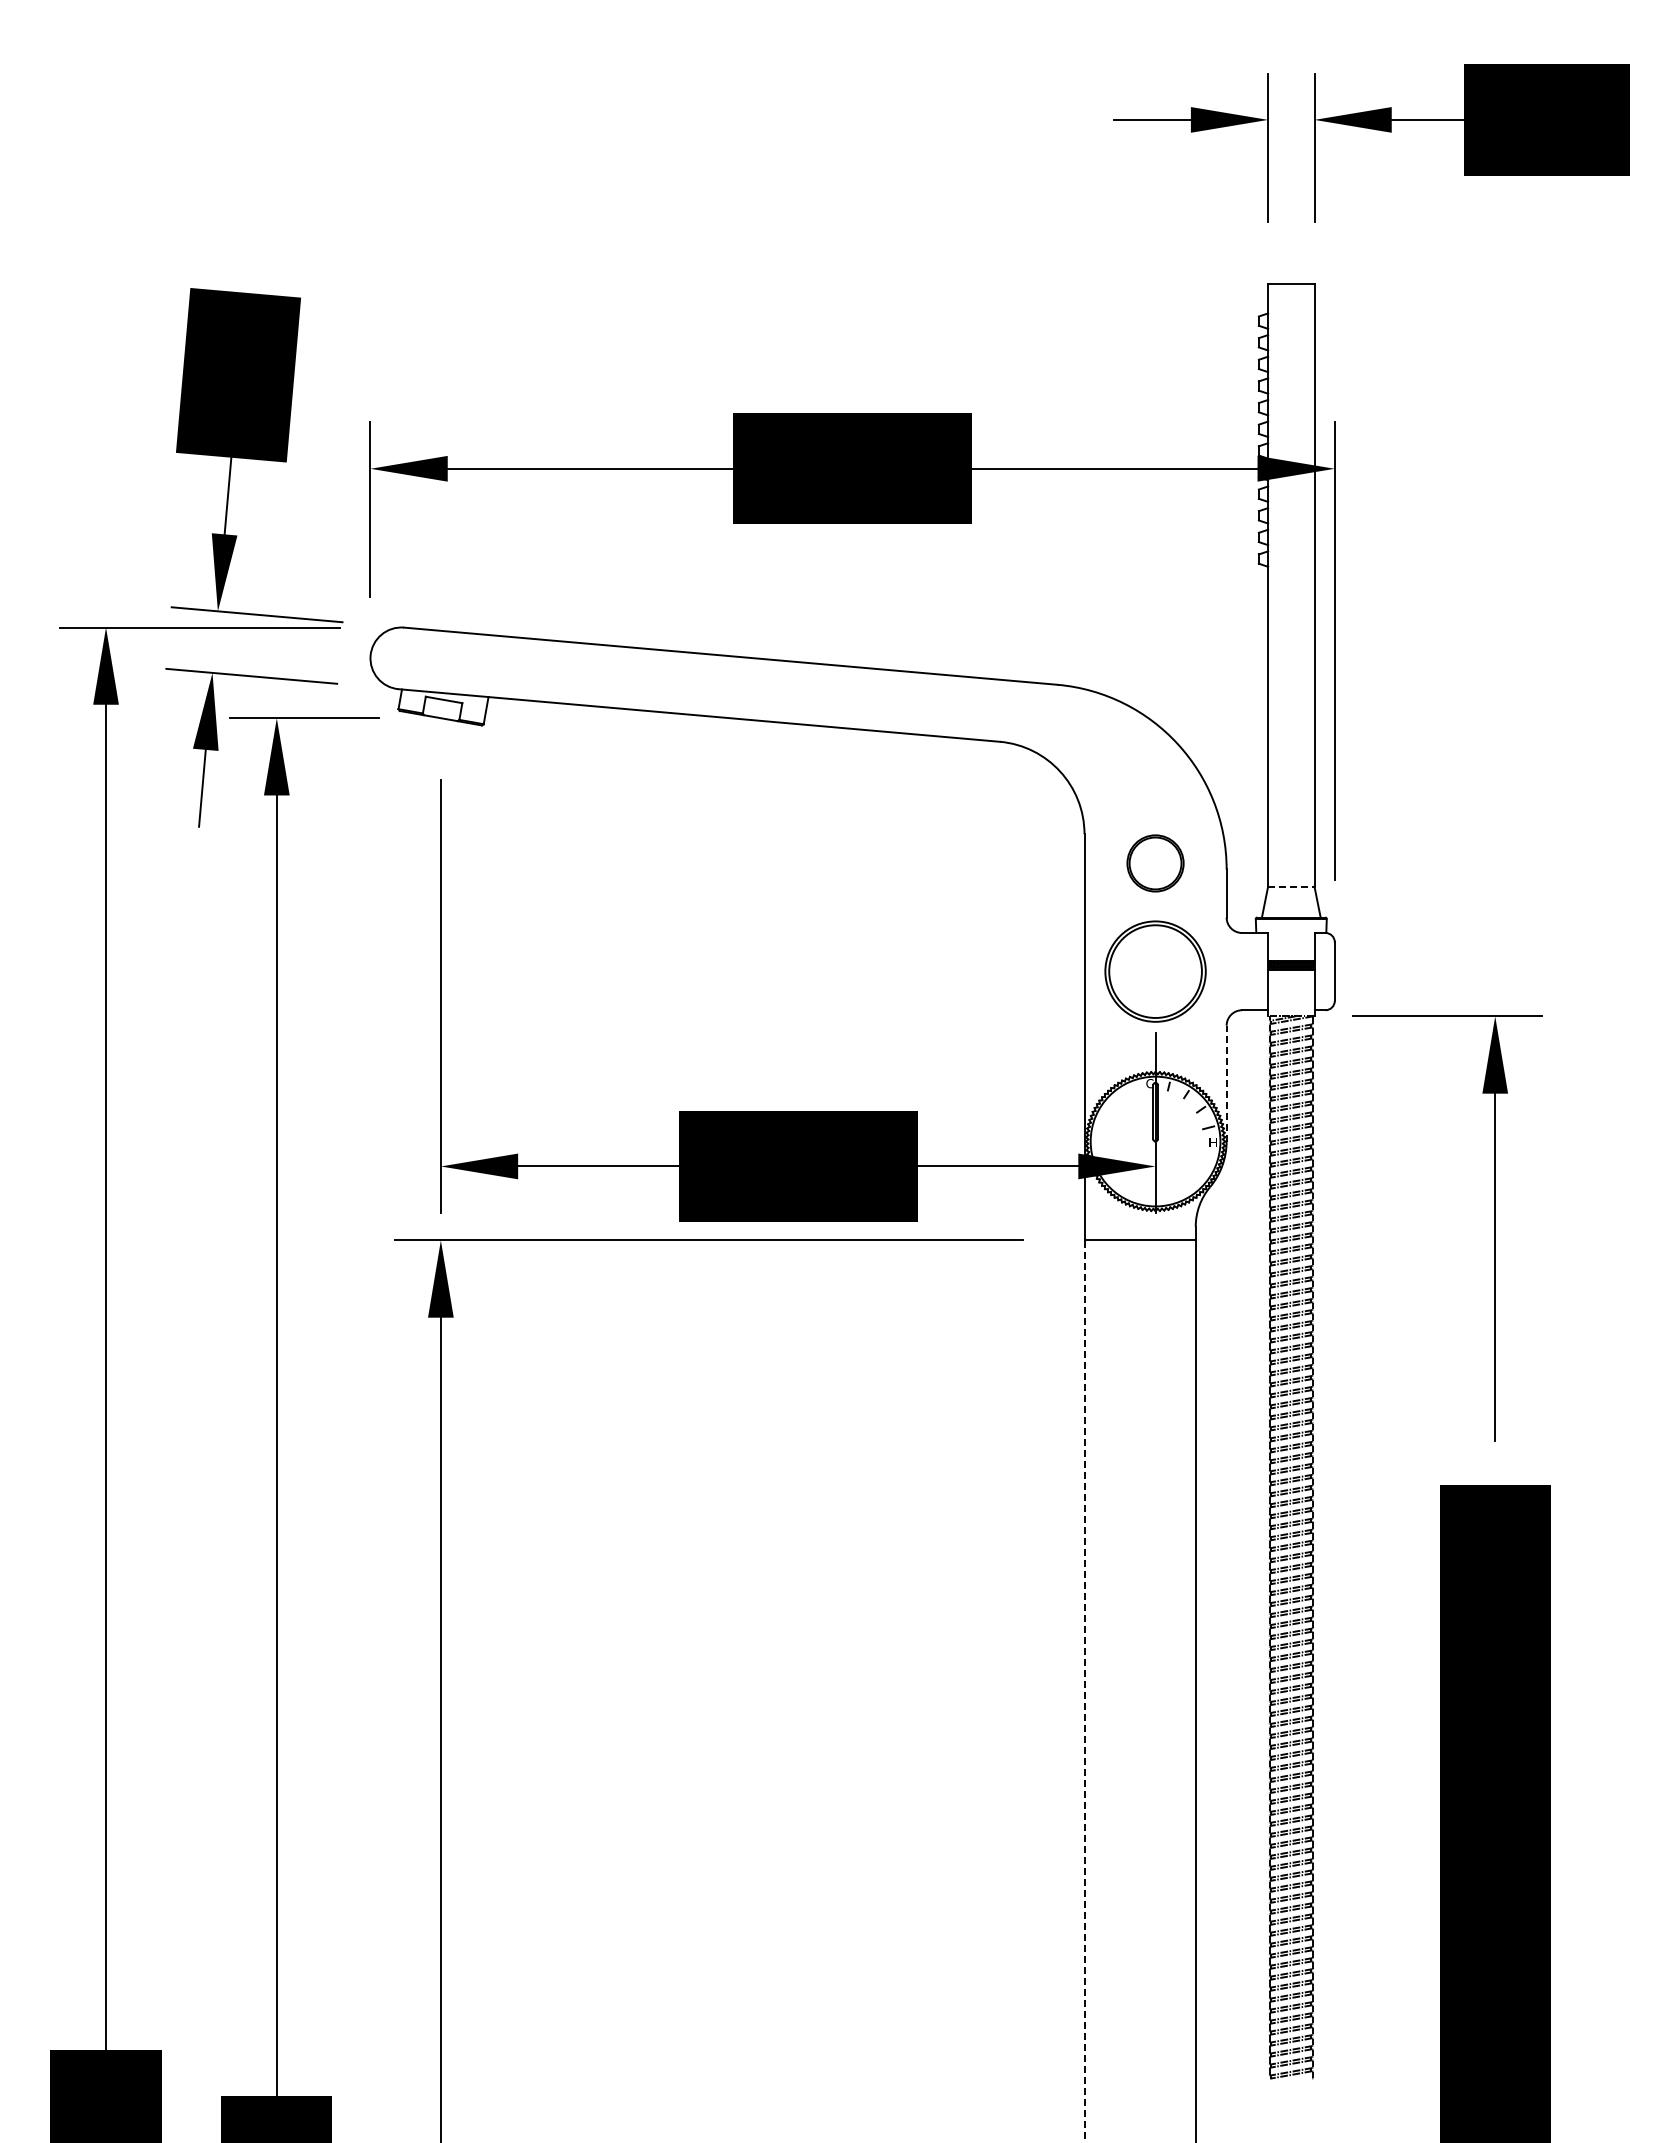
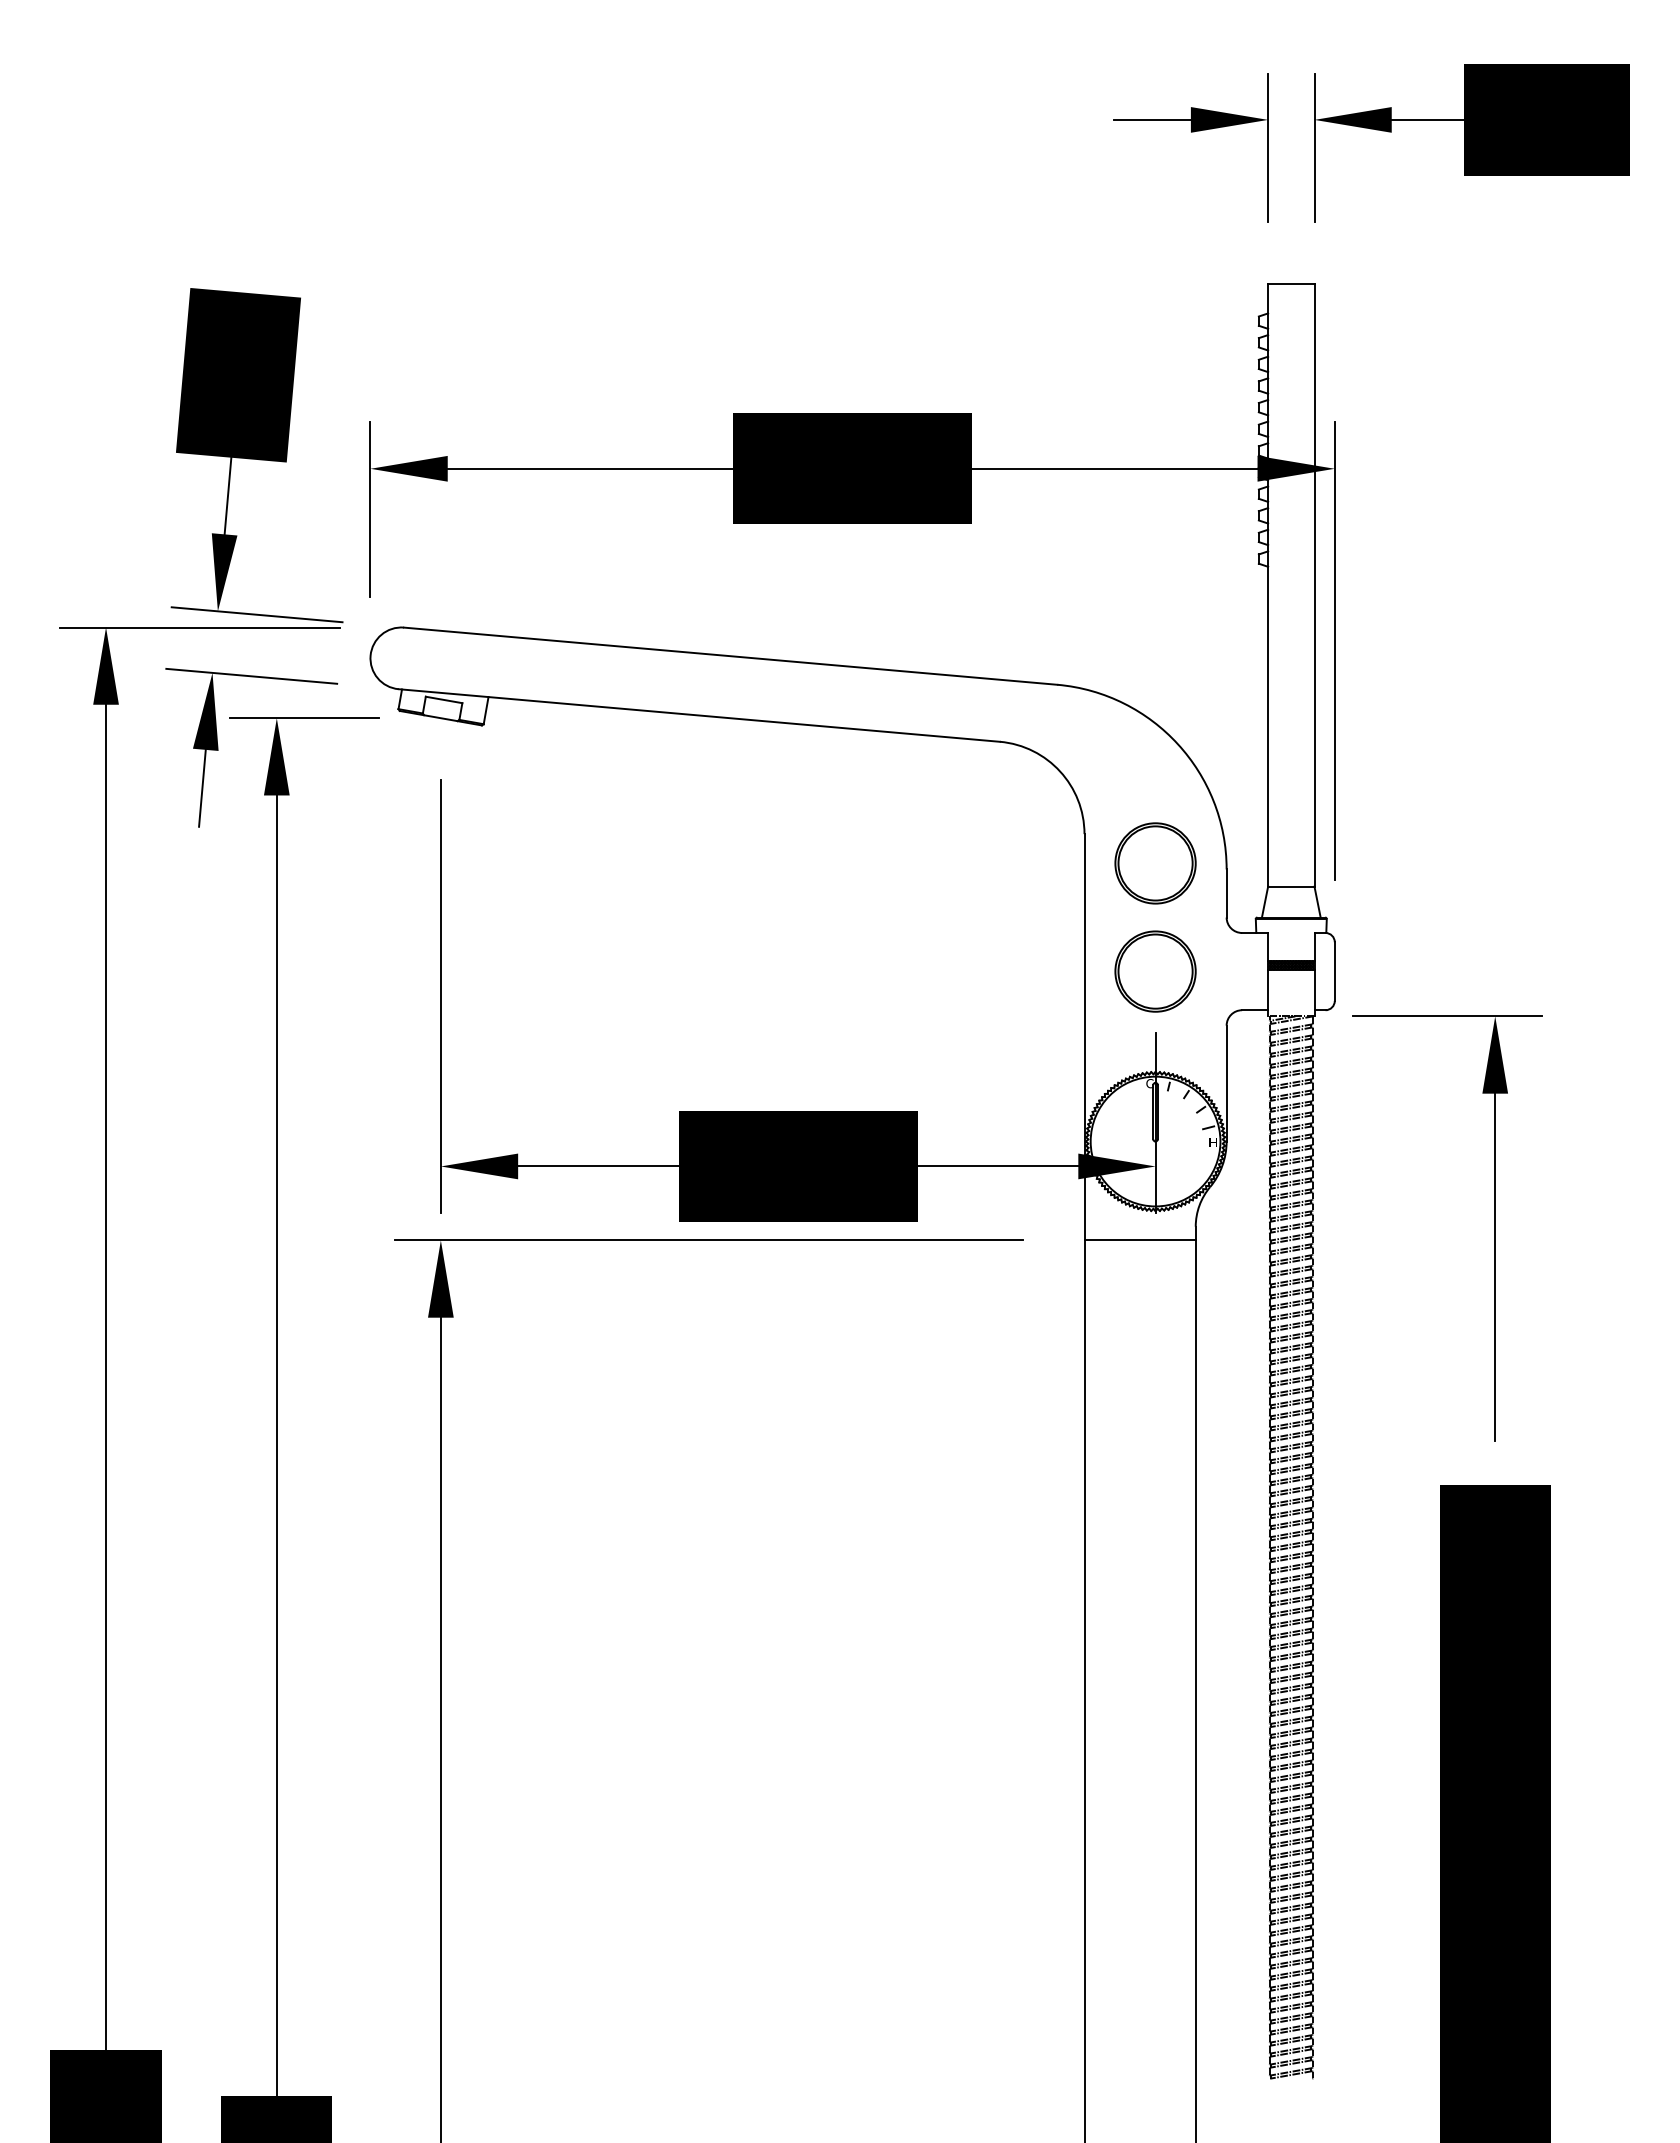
part size: 59x59 px -> 83x83 px (1155, 863)
line: dashed -> solid (1291, 886)
part size: 103x103 px -> 83x83 px (1155, 971)
line: dashed -> solid (1226, 1083)
line: dashed -> solid (1084, 1691)
